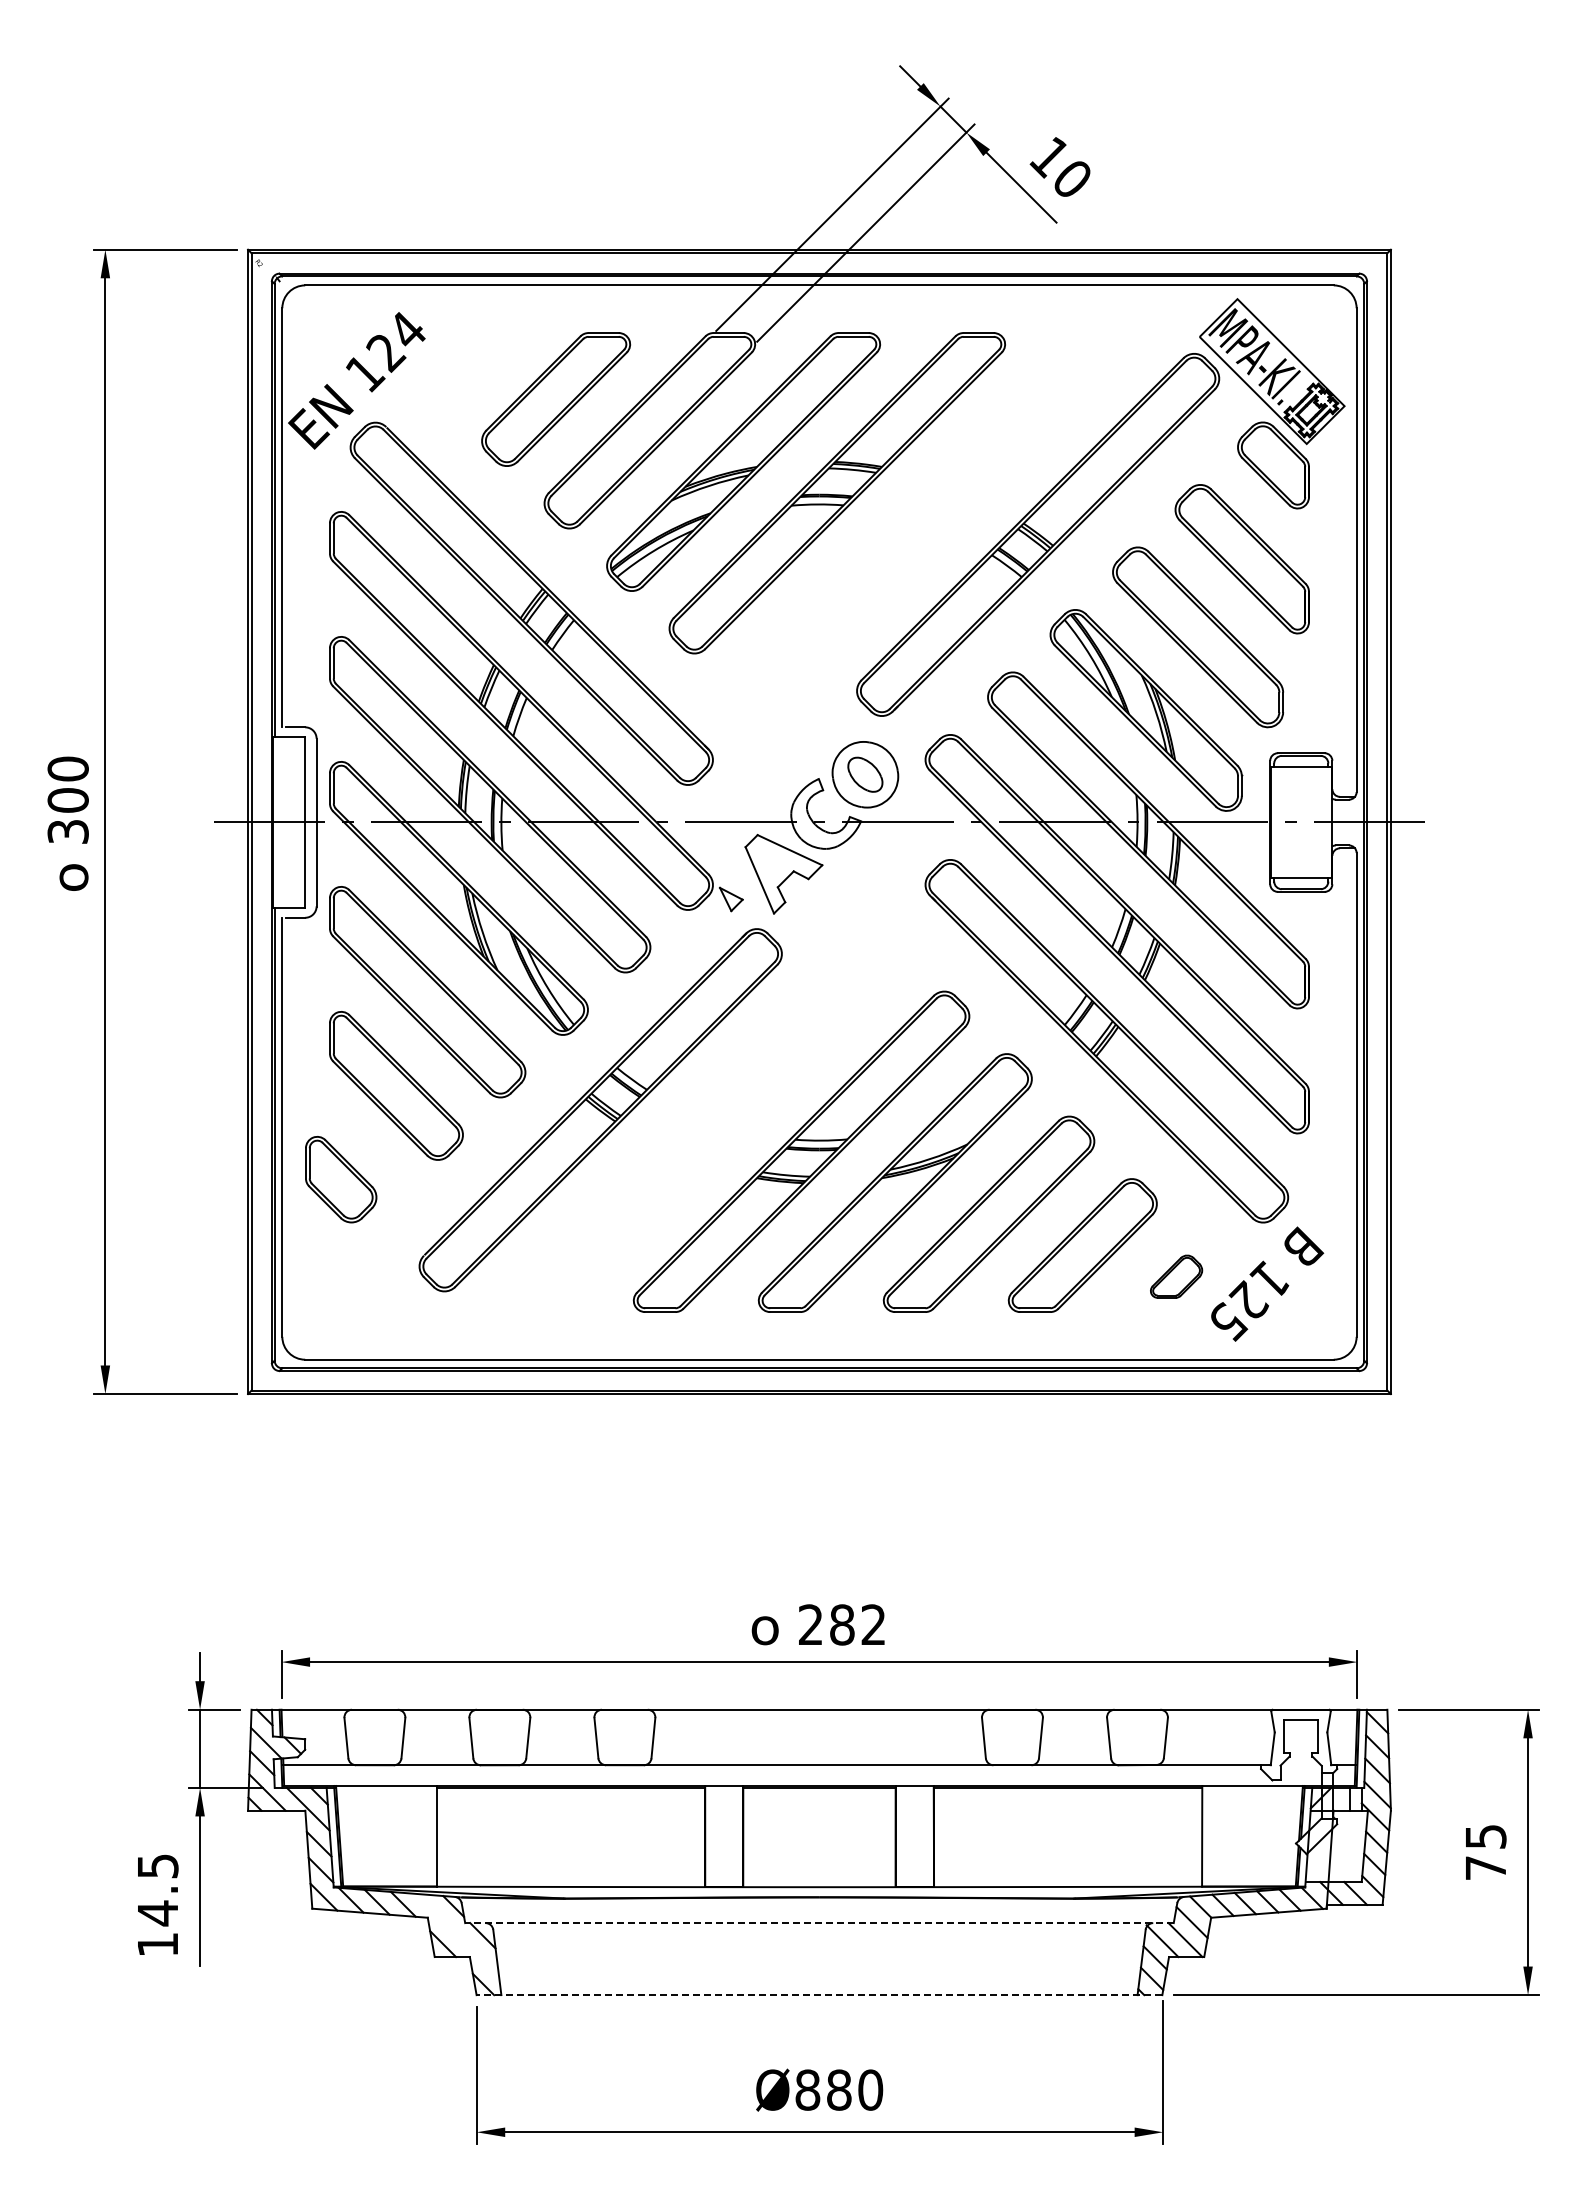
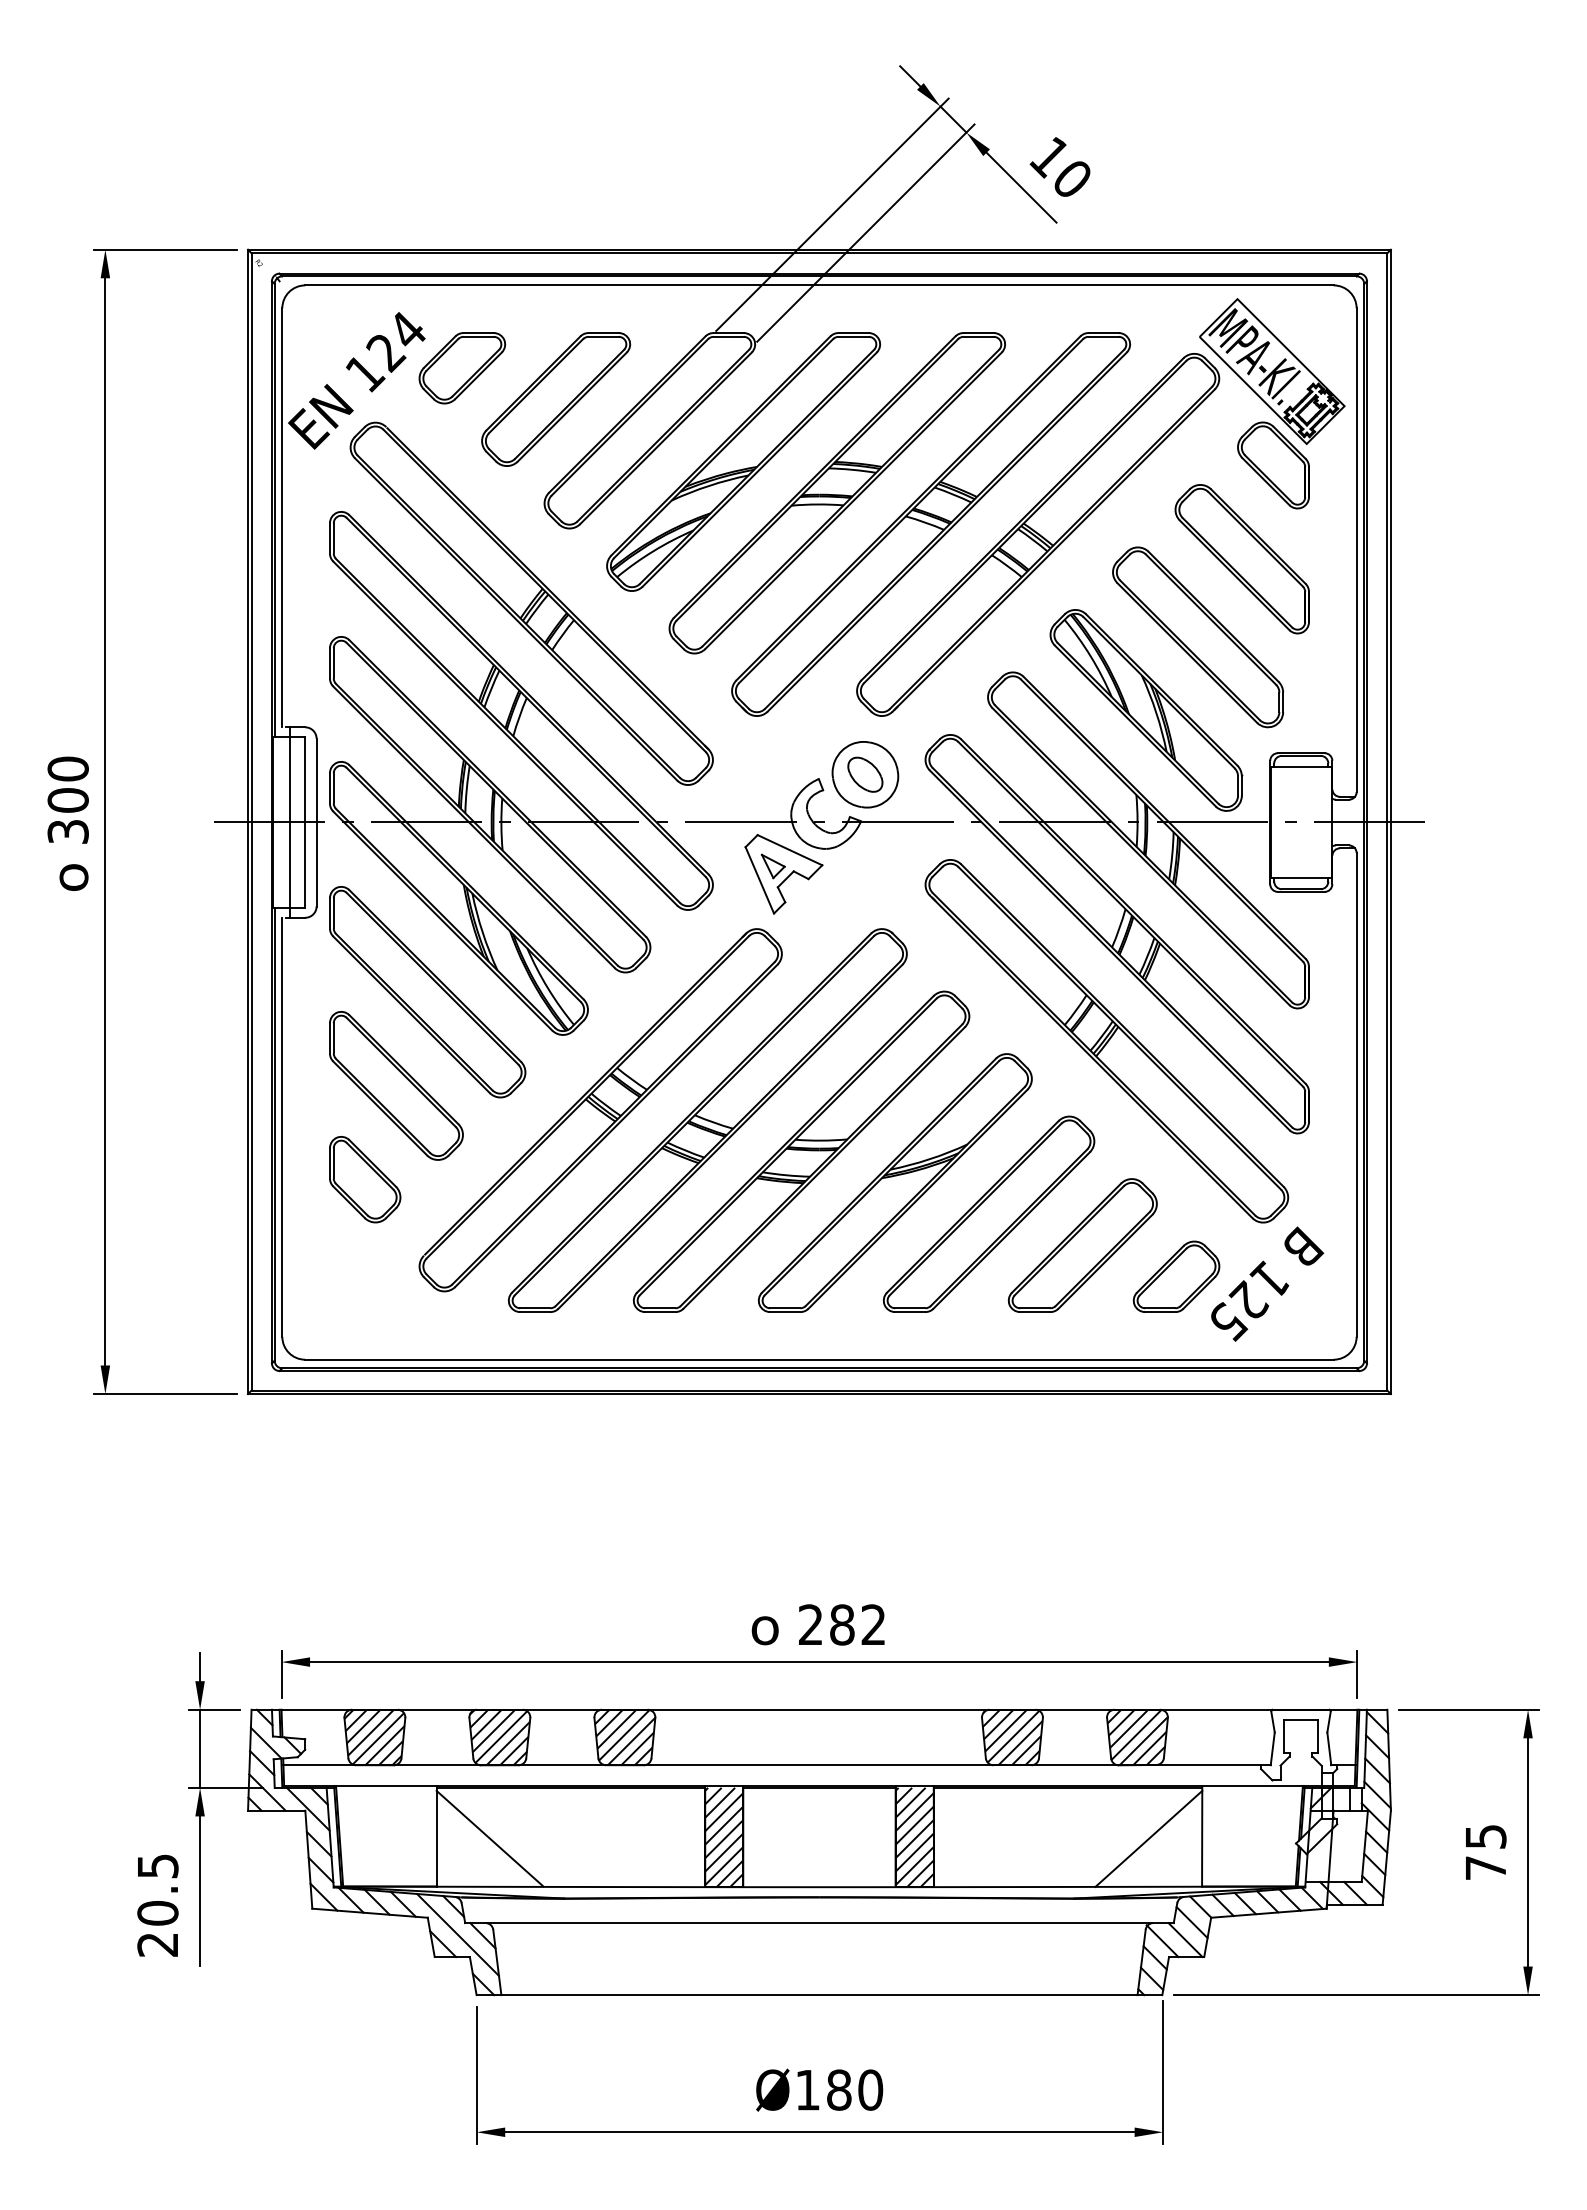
part: none -> present (462, 368)
part: none -> present (930, 524)
line: none -> present (289, 822)
part position: (731, 899) -> (773, 866) (773, 866)
part: none -> present (707, 1120)
part position: (341, 1179) -> (365, 1179) (365, 1179)
part size: 54x45 px -> 89x73 px (1176, 1276)
hatch: none -> present (374, 1737)
hatch: none -> present (499, 1737)
hatch: none -> present (625, 1737)
hatch: none -> present (1012, 1737)
hatch: none -> present (1137, 1737)
hatch: none -> present (724, 1836)
hatch: none -> present (914, 1836)
line: none -> present (489, 1838)
line: none -> present (1148, 1838)
line: dashed -> solid (818, 1923)
text: 14.5 -> 20.5 (157, 1928)
line: none -> present (457, 1934)
line: dashed -> solid (819, 1995)
text: Ø880 -> Ø180 (807, 2089)
